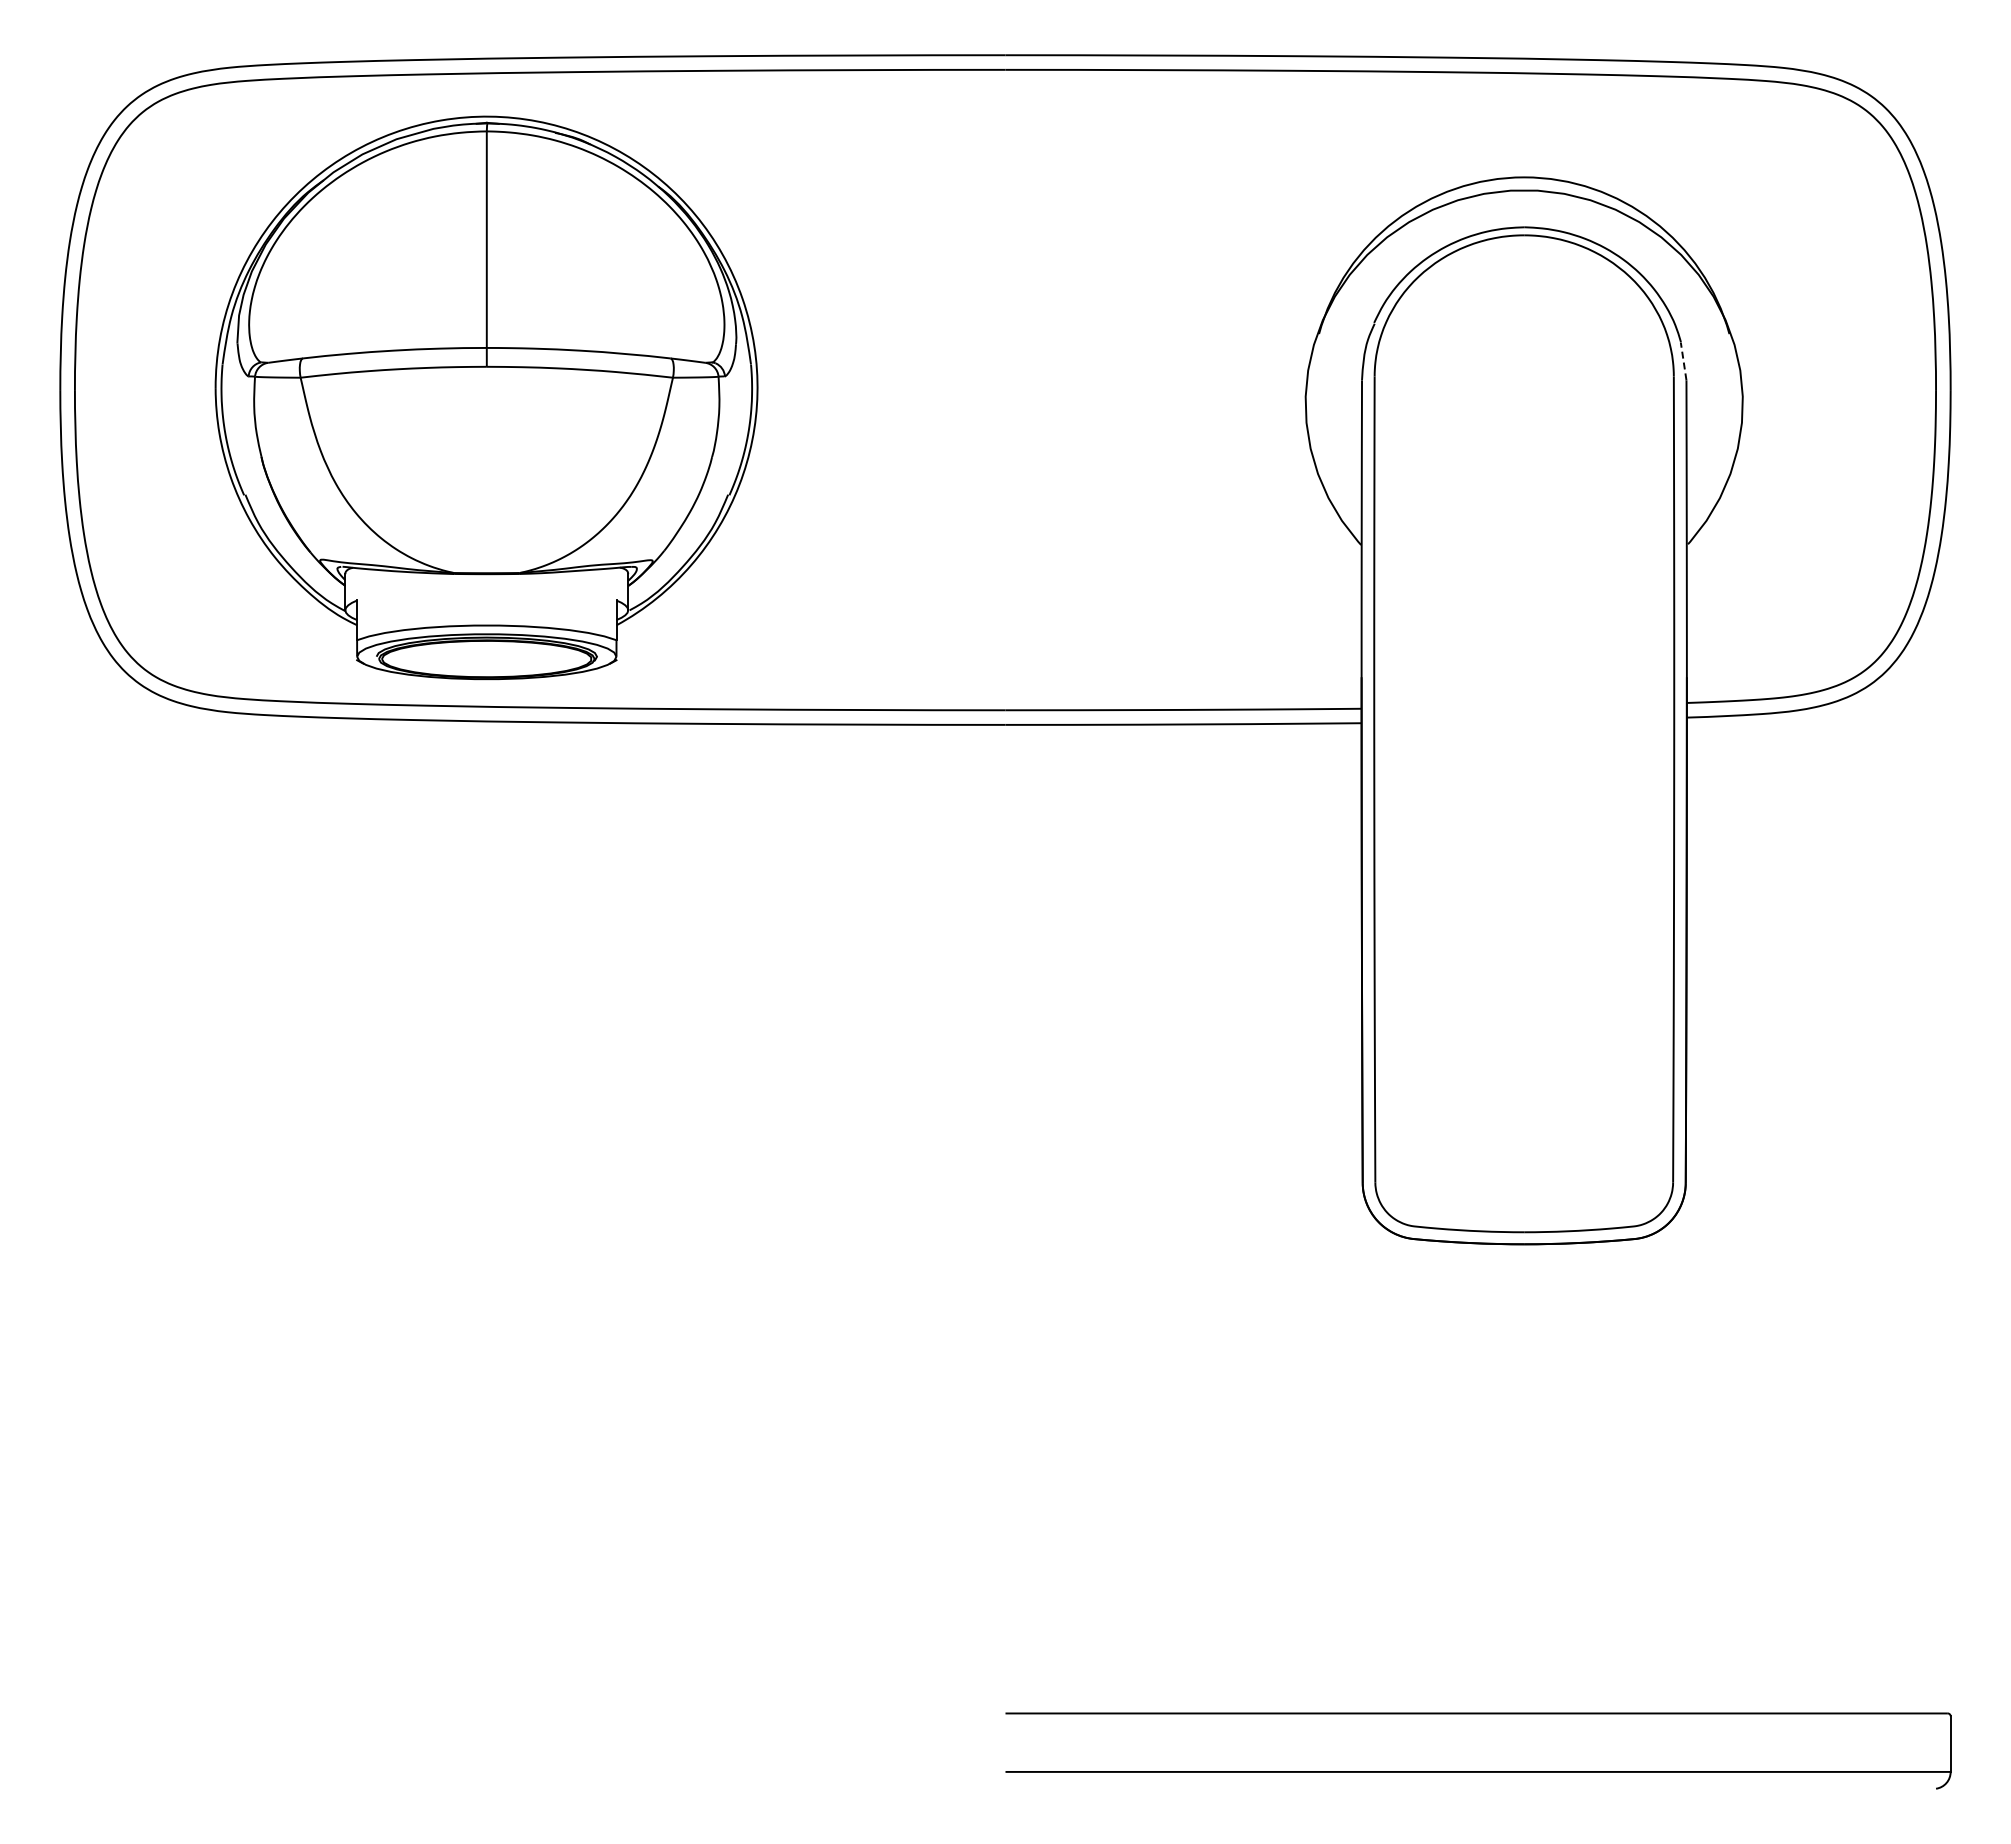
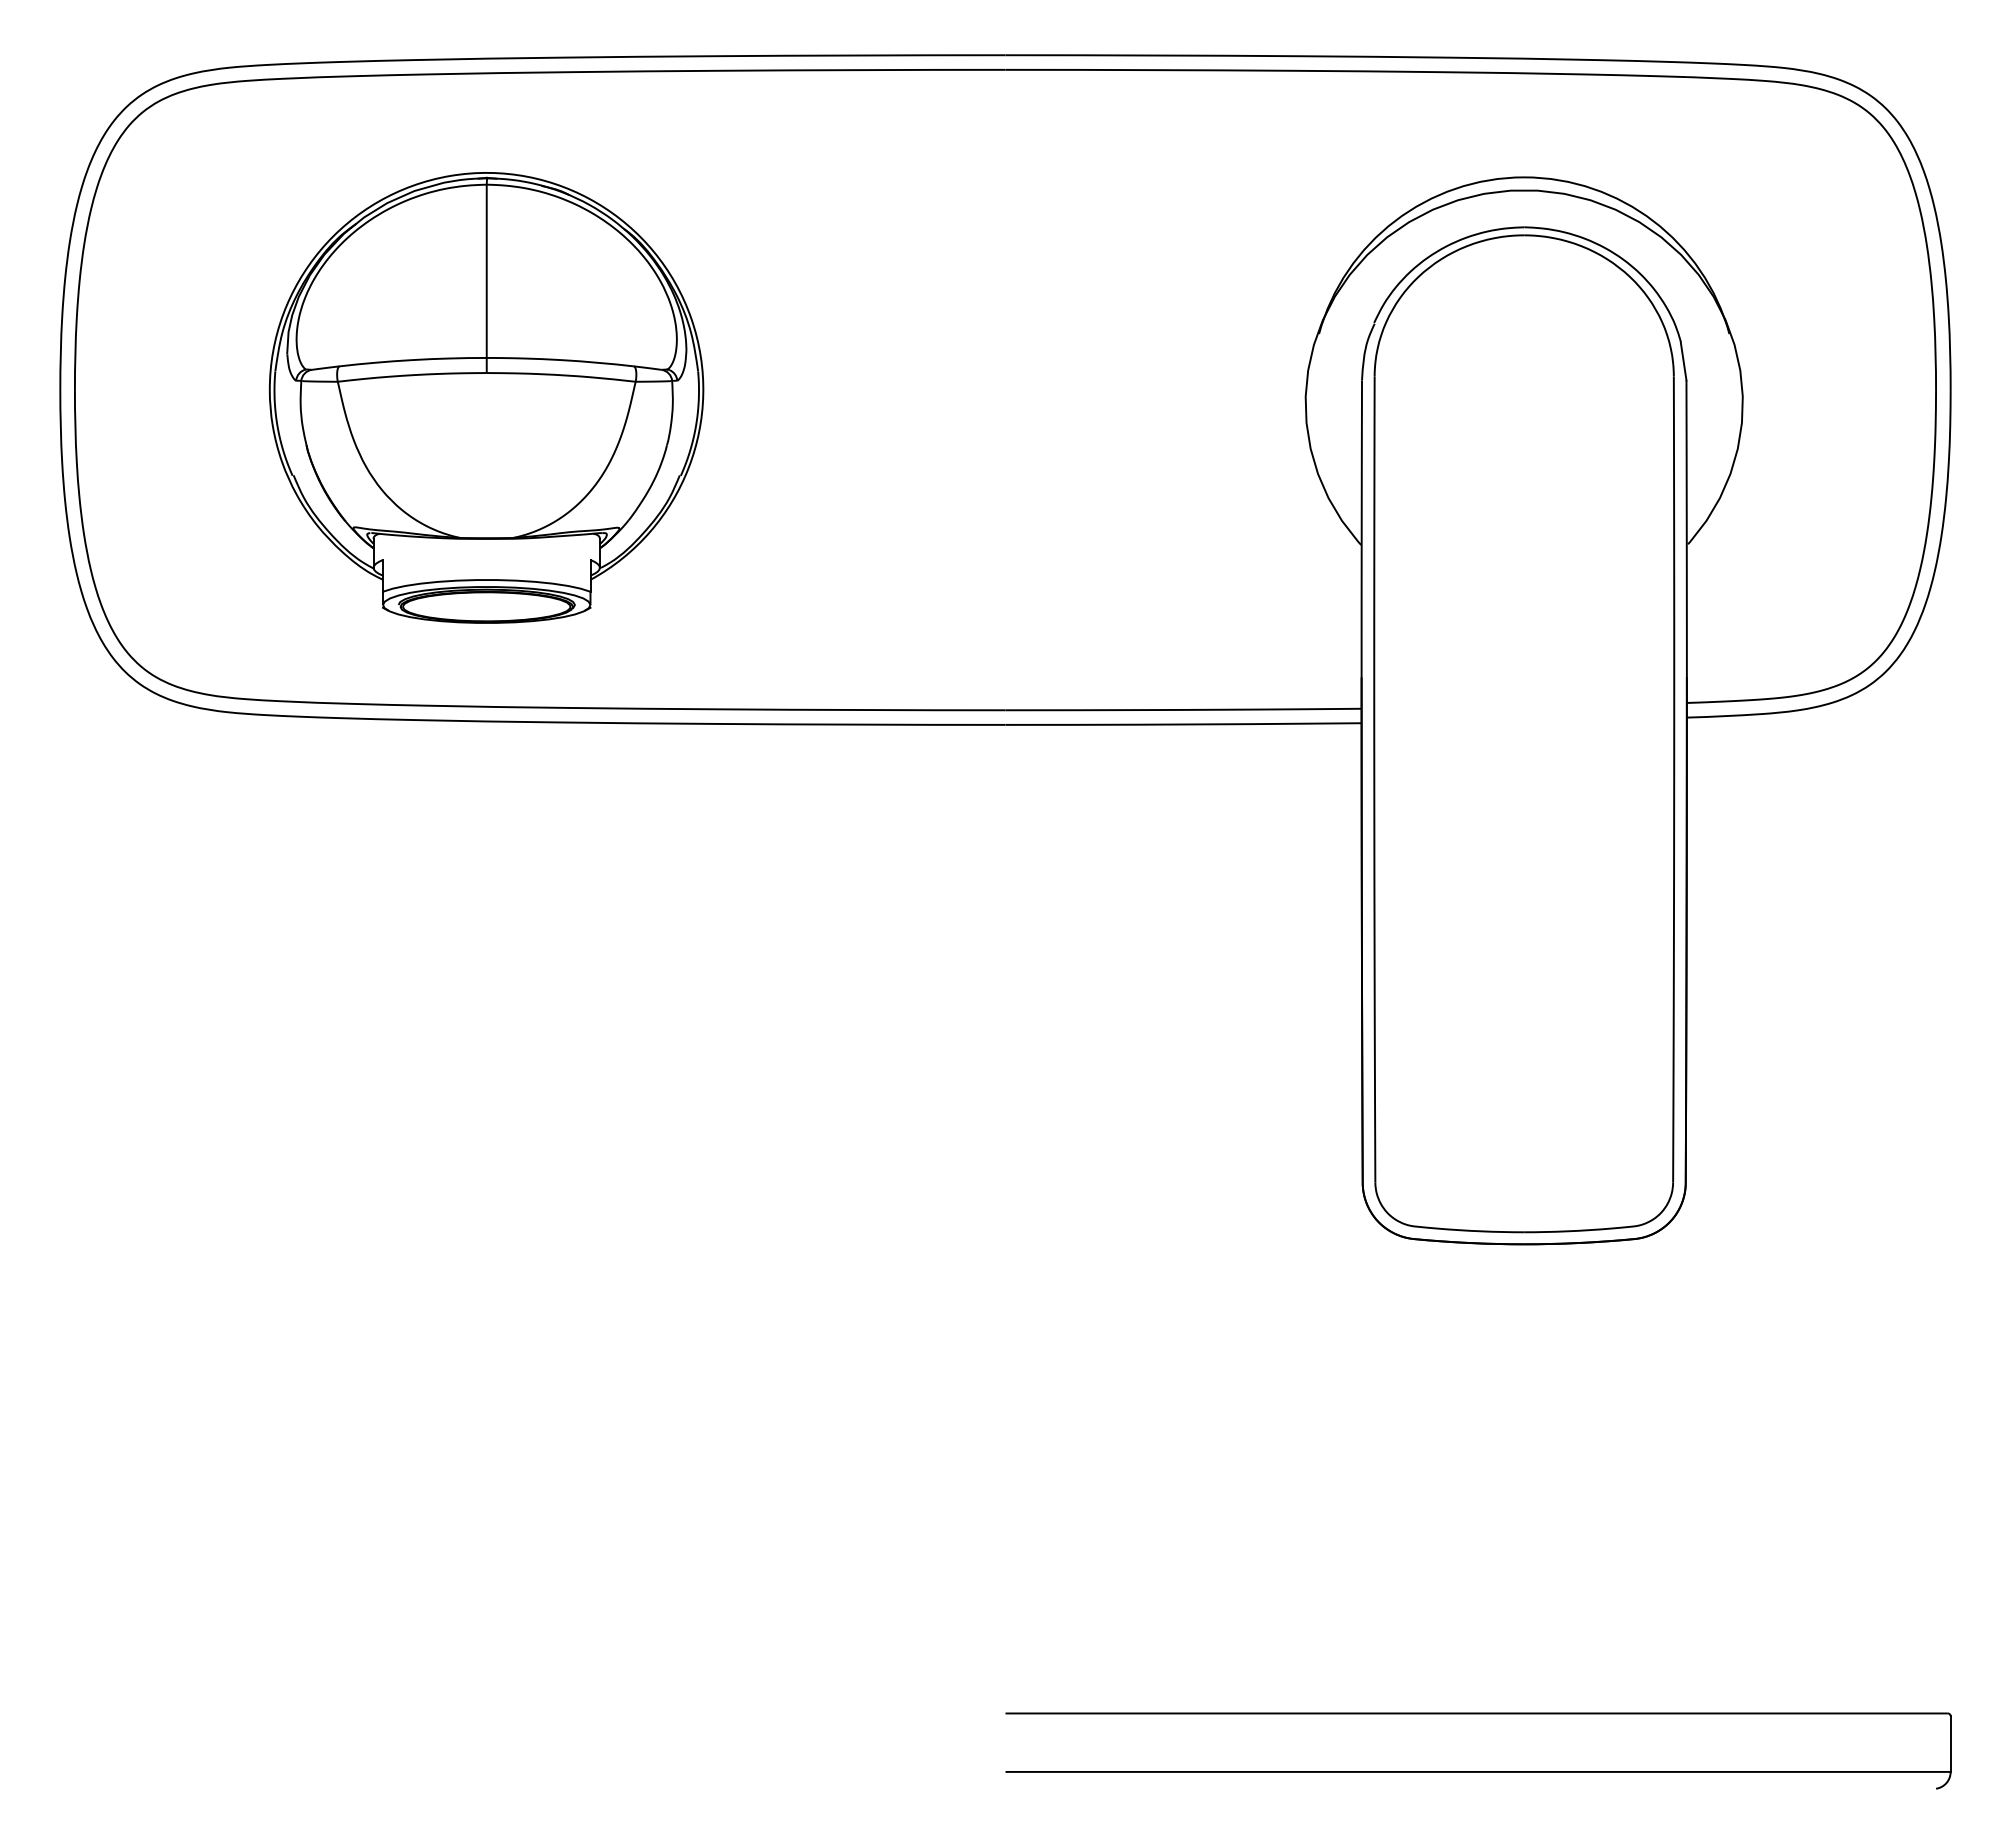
line: dashed -> solid (1683, 360)
part size: 545x566 px -> 437x452 px (486, 397)
